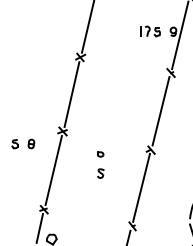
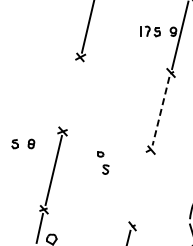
line: present -> none (71, 94)
line: solid -> dashed (160, 111)
part position: (100, 173) -> (105, 169) (105, 169)
line: present -> none (141, 187)
